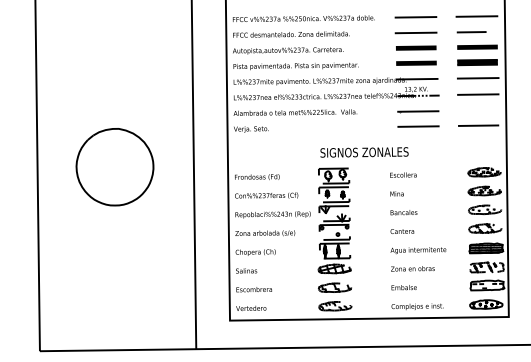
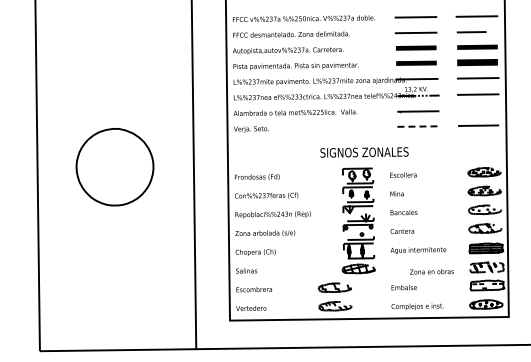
line: solid -> dashed (419, 126)
part position: (334, 220) -> (358, 220) (358, 220)
text position: (412, 268) -> (431, 271) (431, 271)
